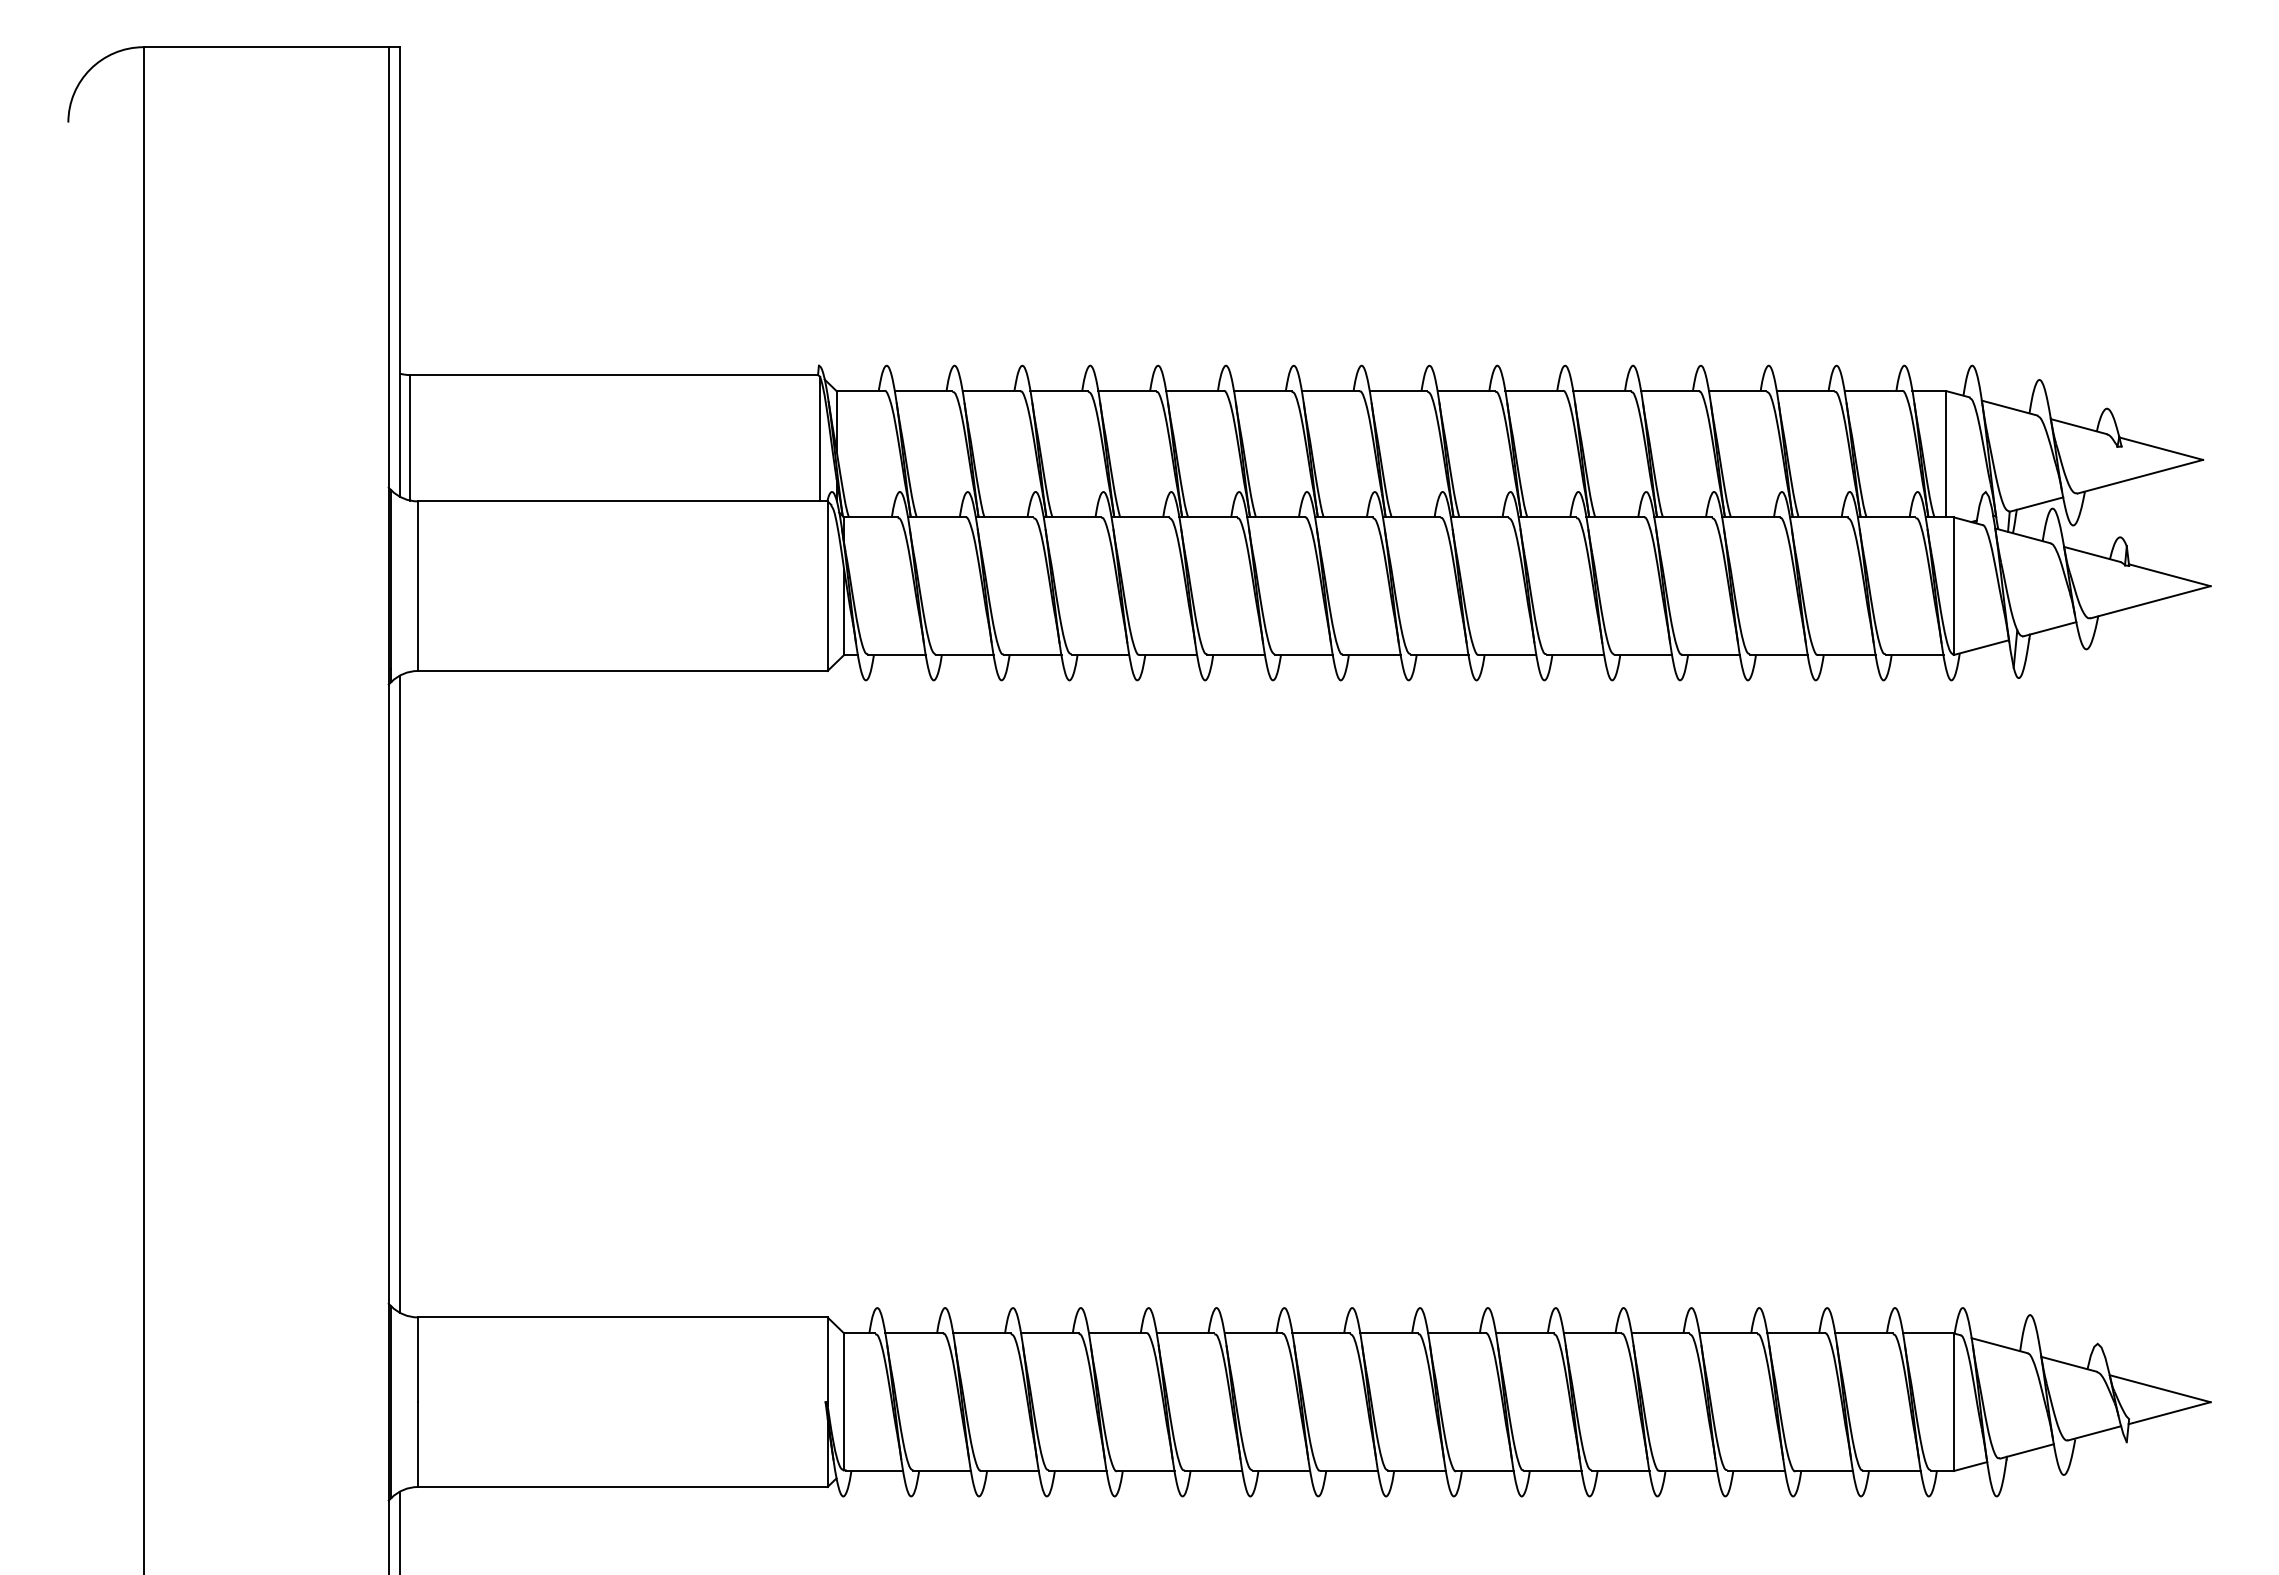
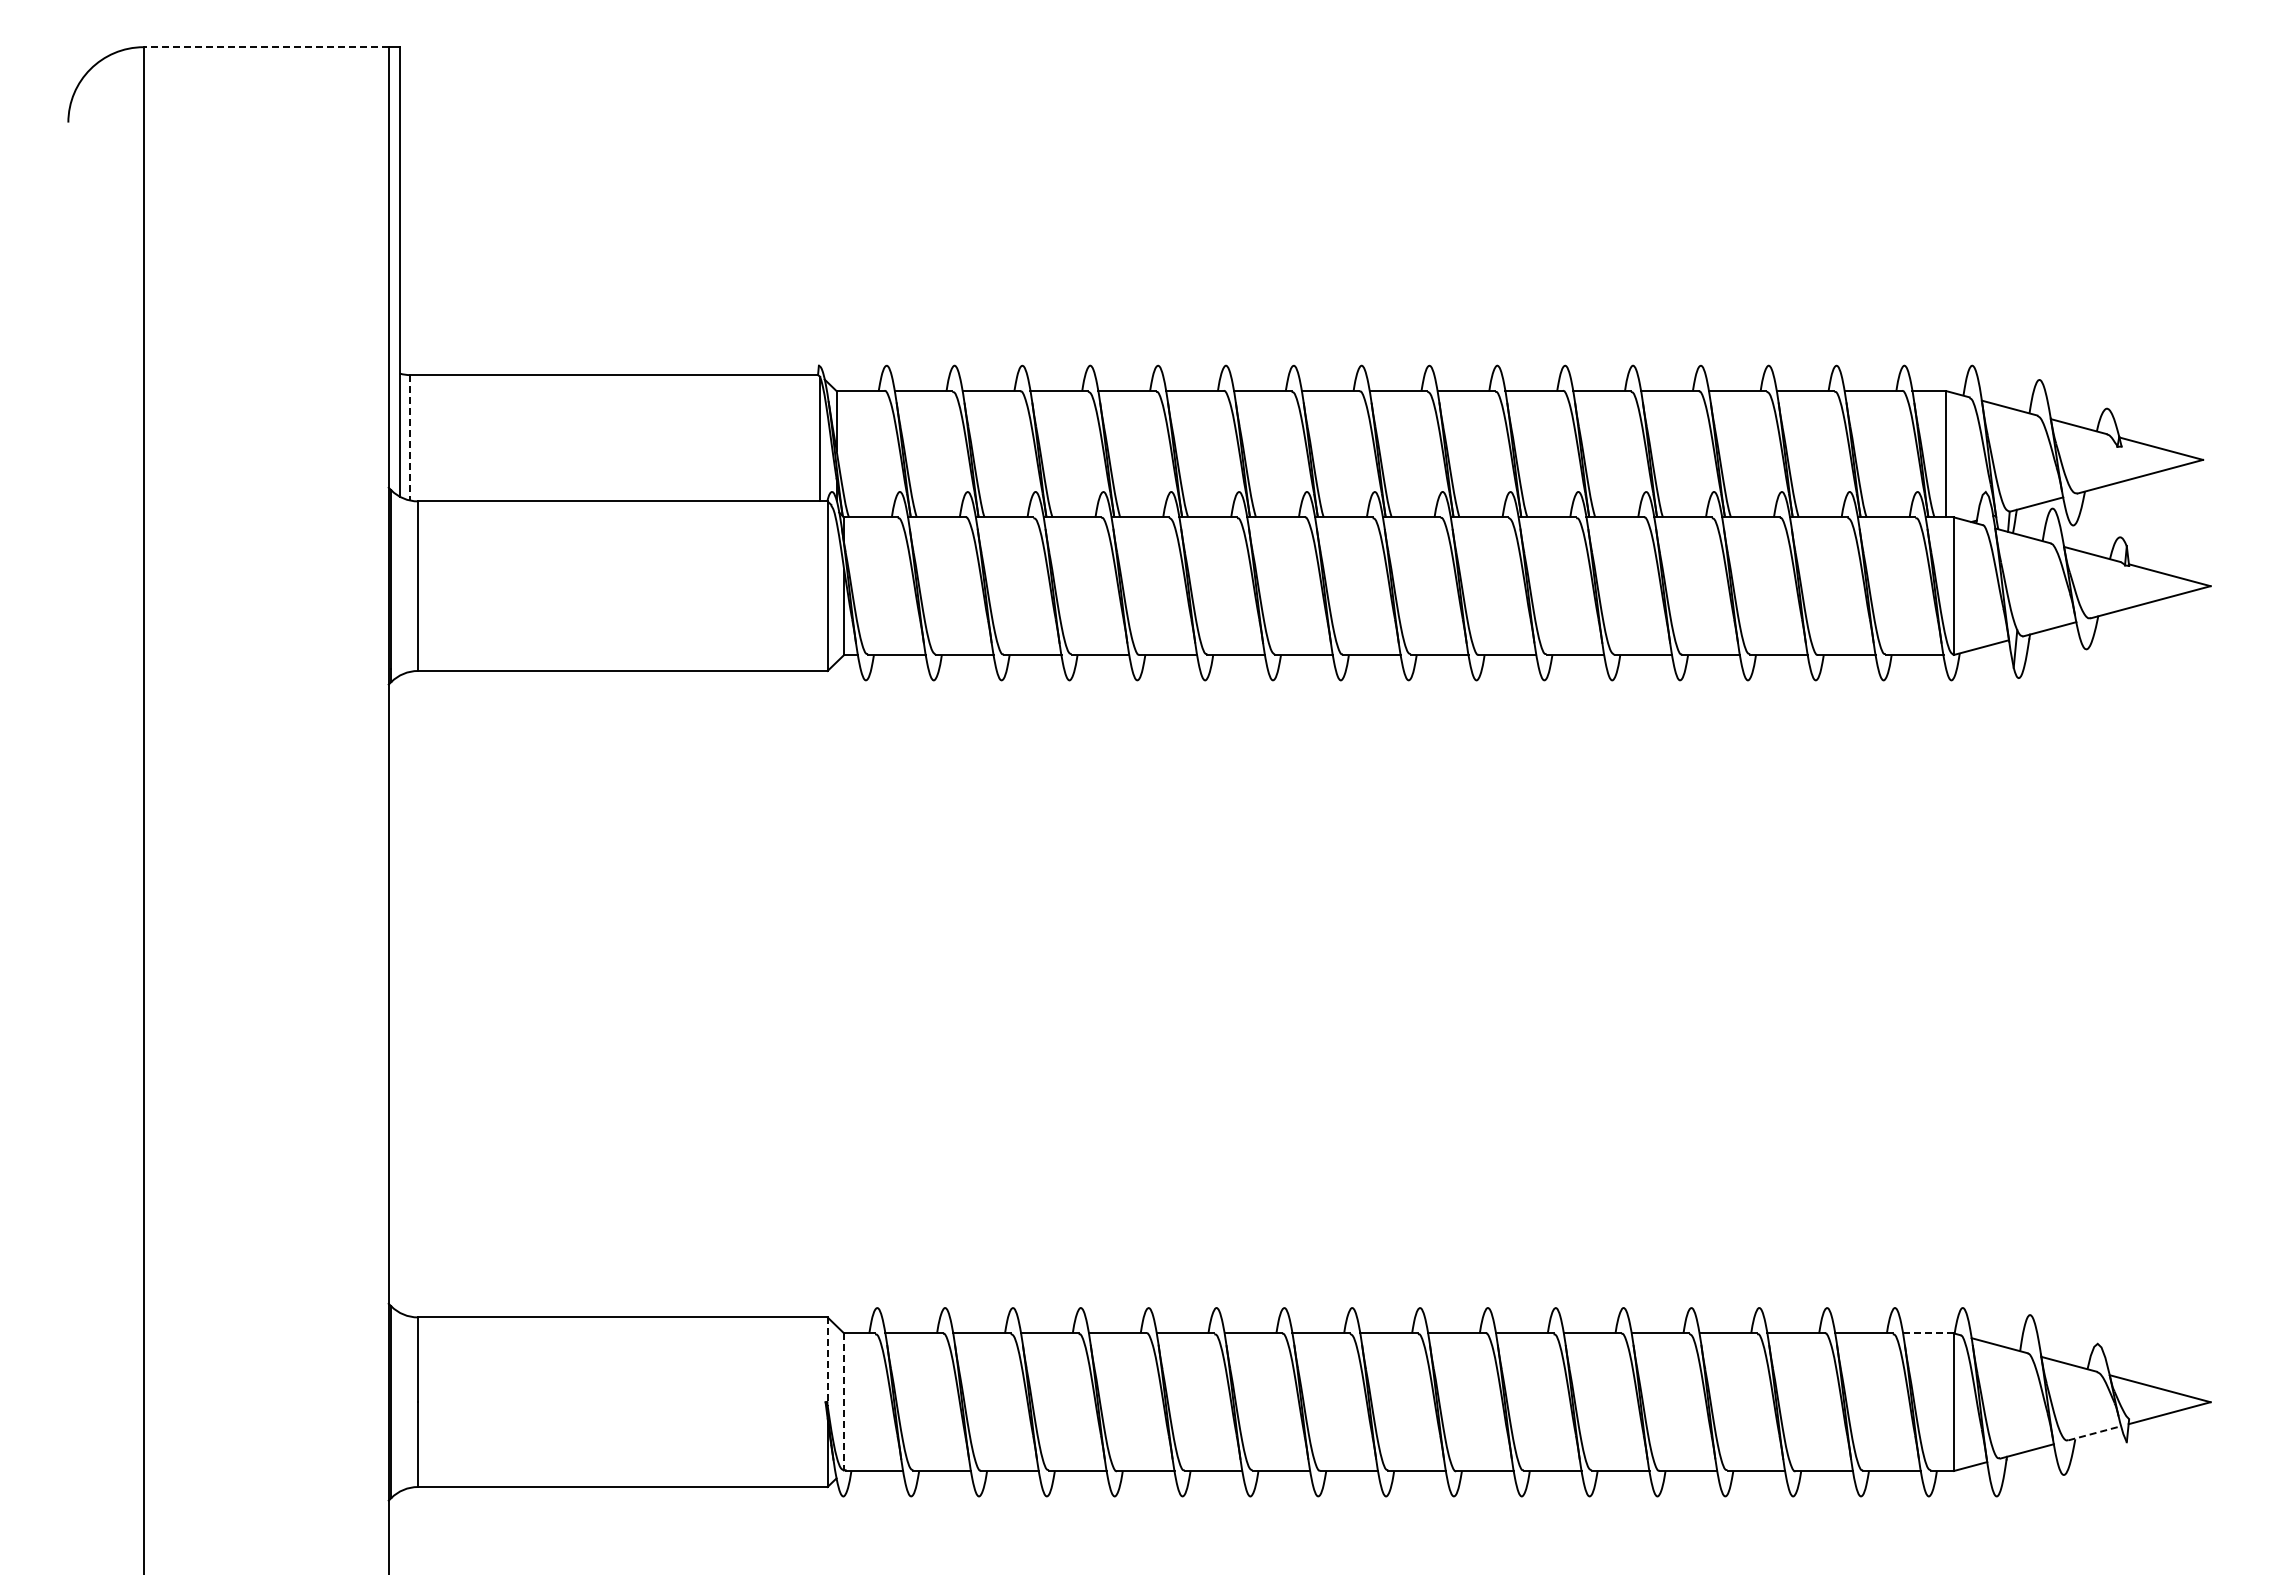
line: solid -> dashed (265, 47)
line: solid -> dashed (410, 437)
line: present -> none (400, 993)
line: solid -> dashed (1927, 1333)
line: solid -> dashed (827, 1361)
line: solid -> dashed (844, 1402)
line: solid -> dashed (2095, 1433)
line: present -> none (400, 1531)
